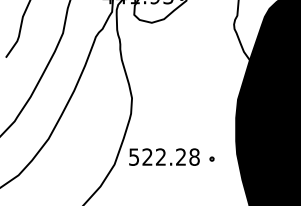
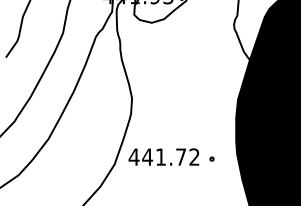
text: 522.28 -> 441.72 (163, 156)
